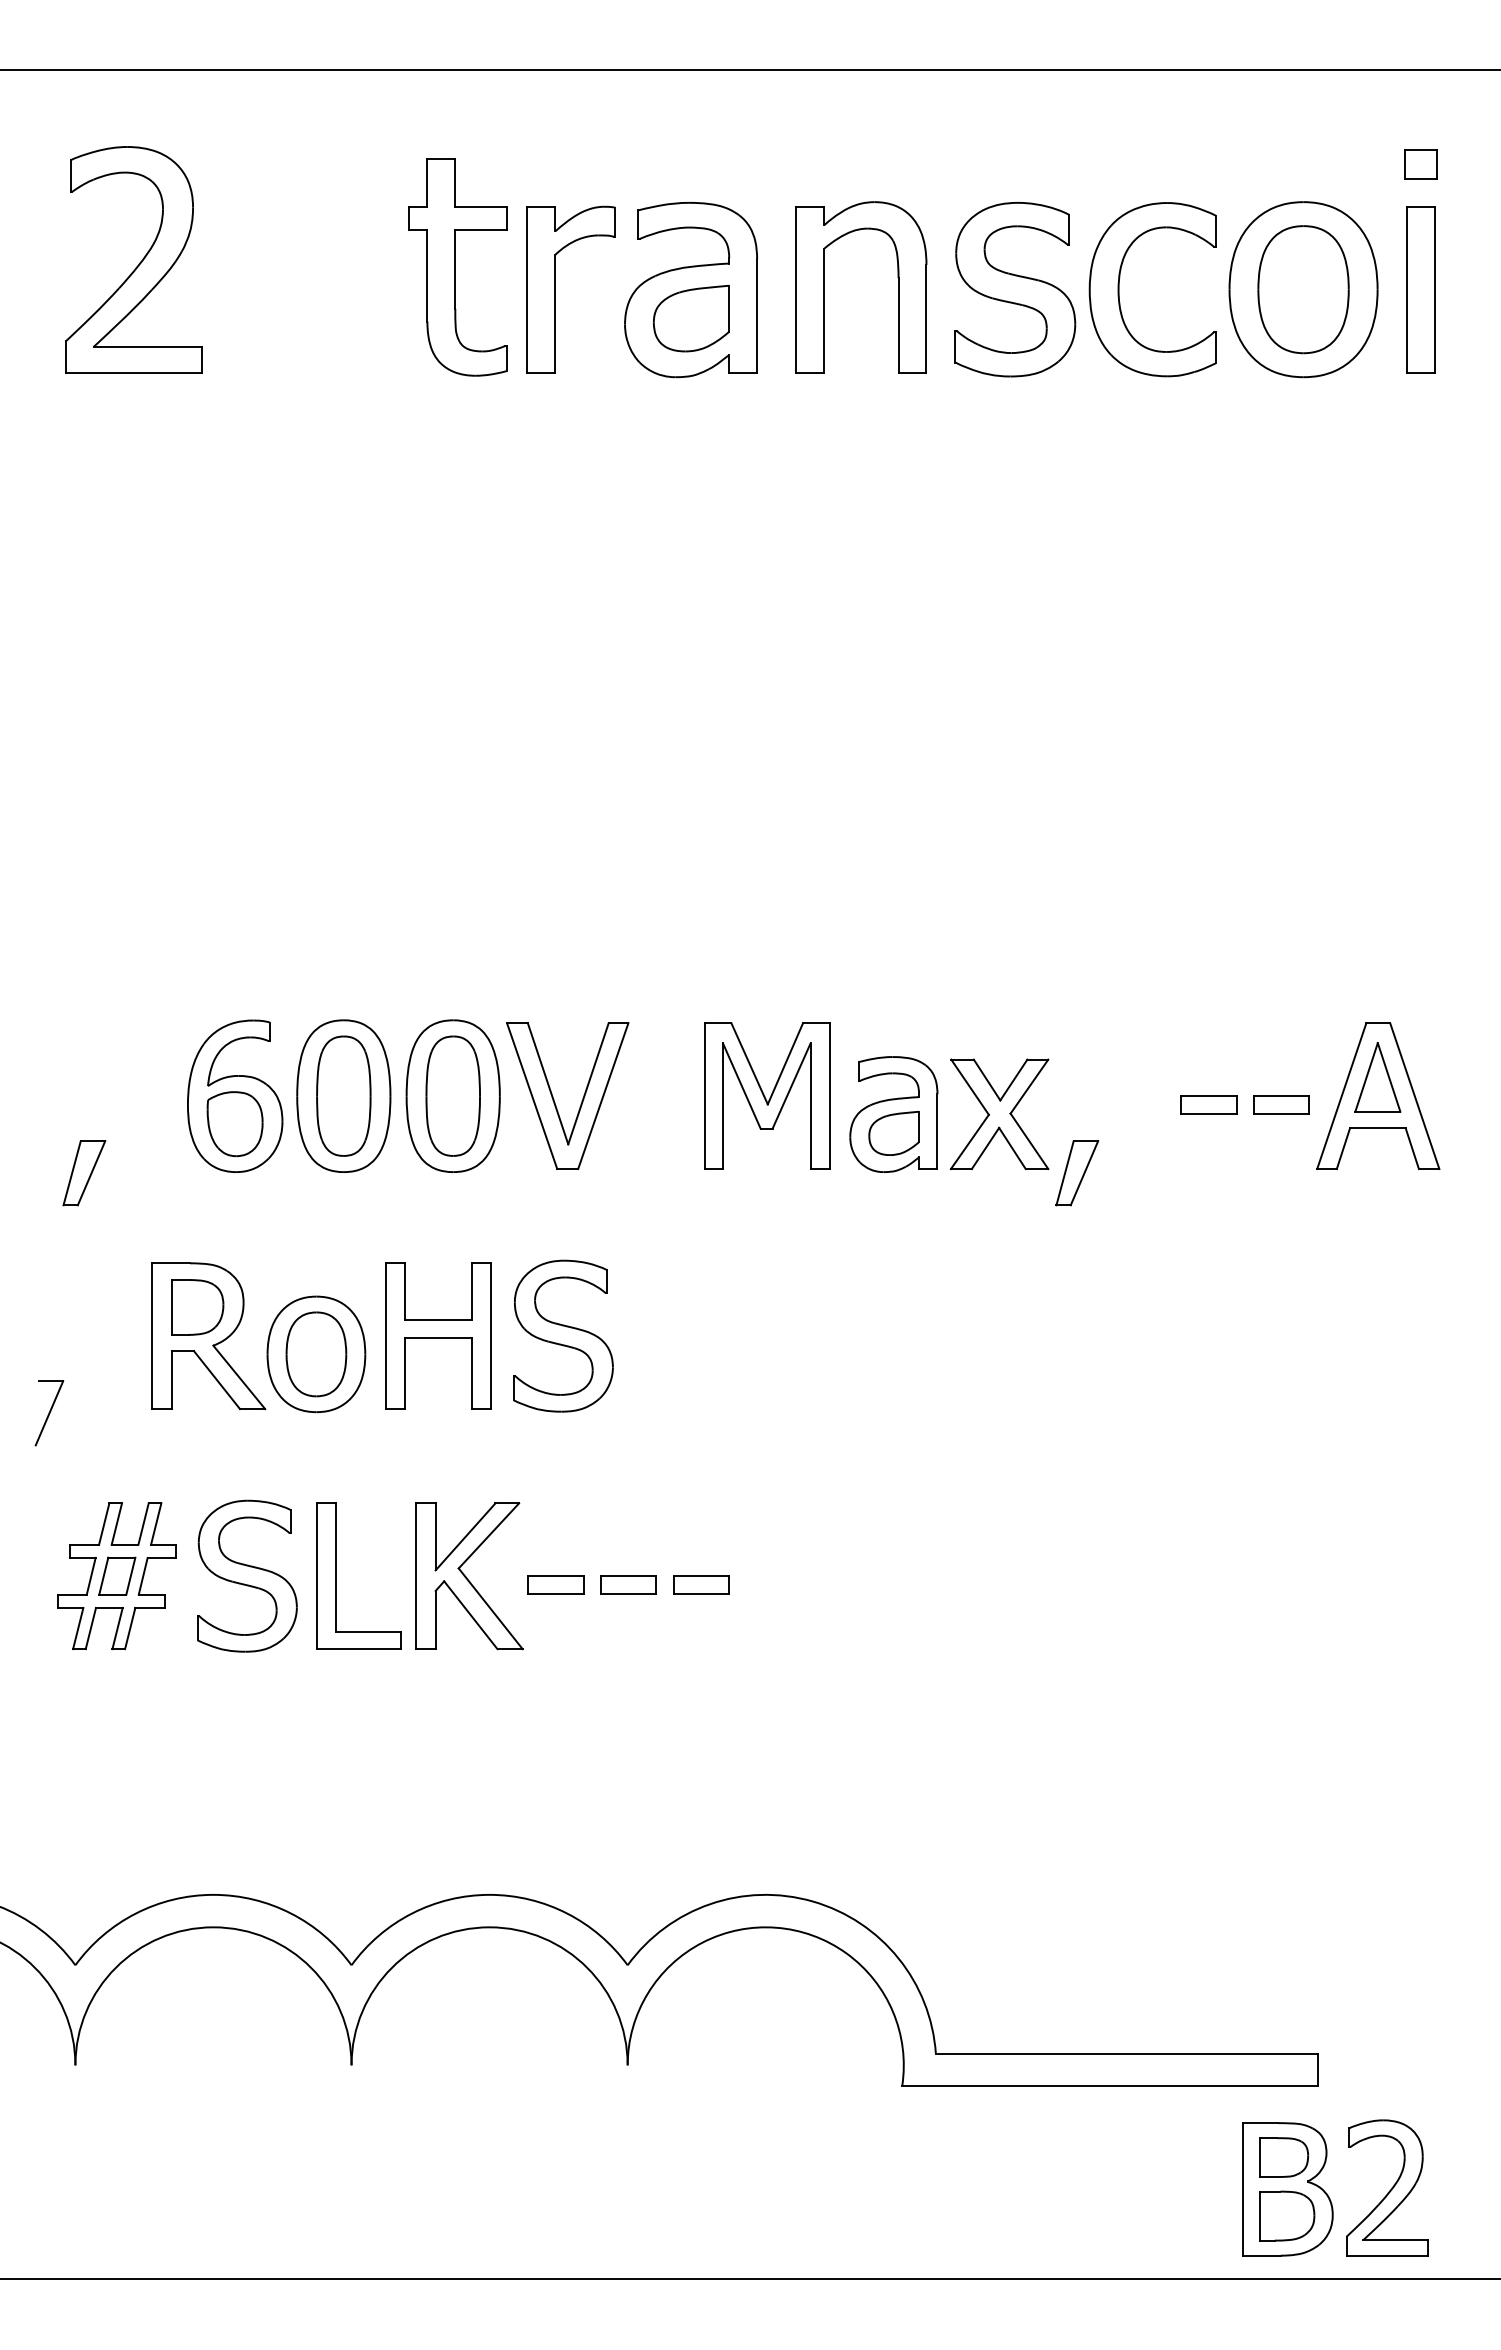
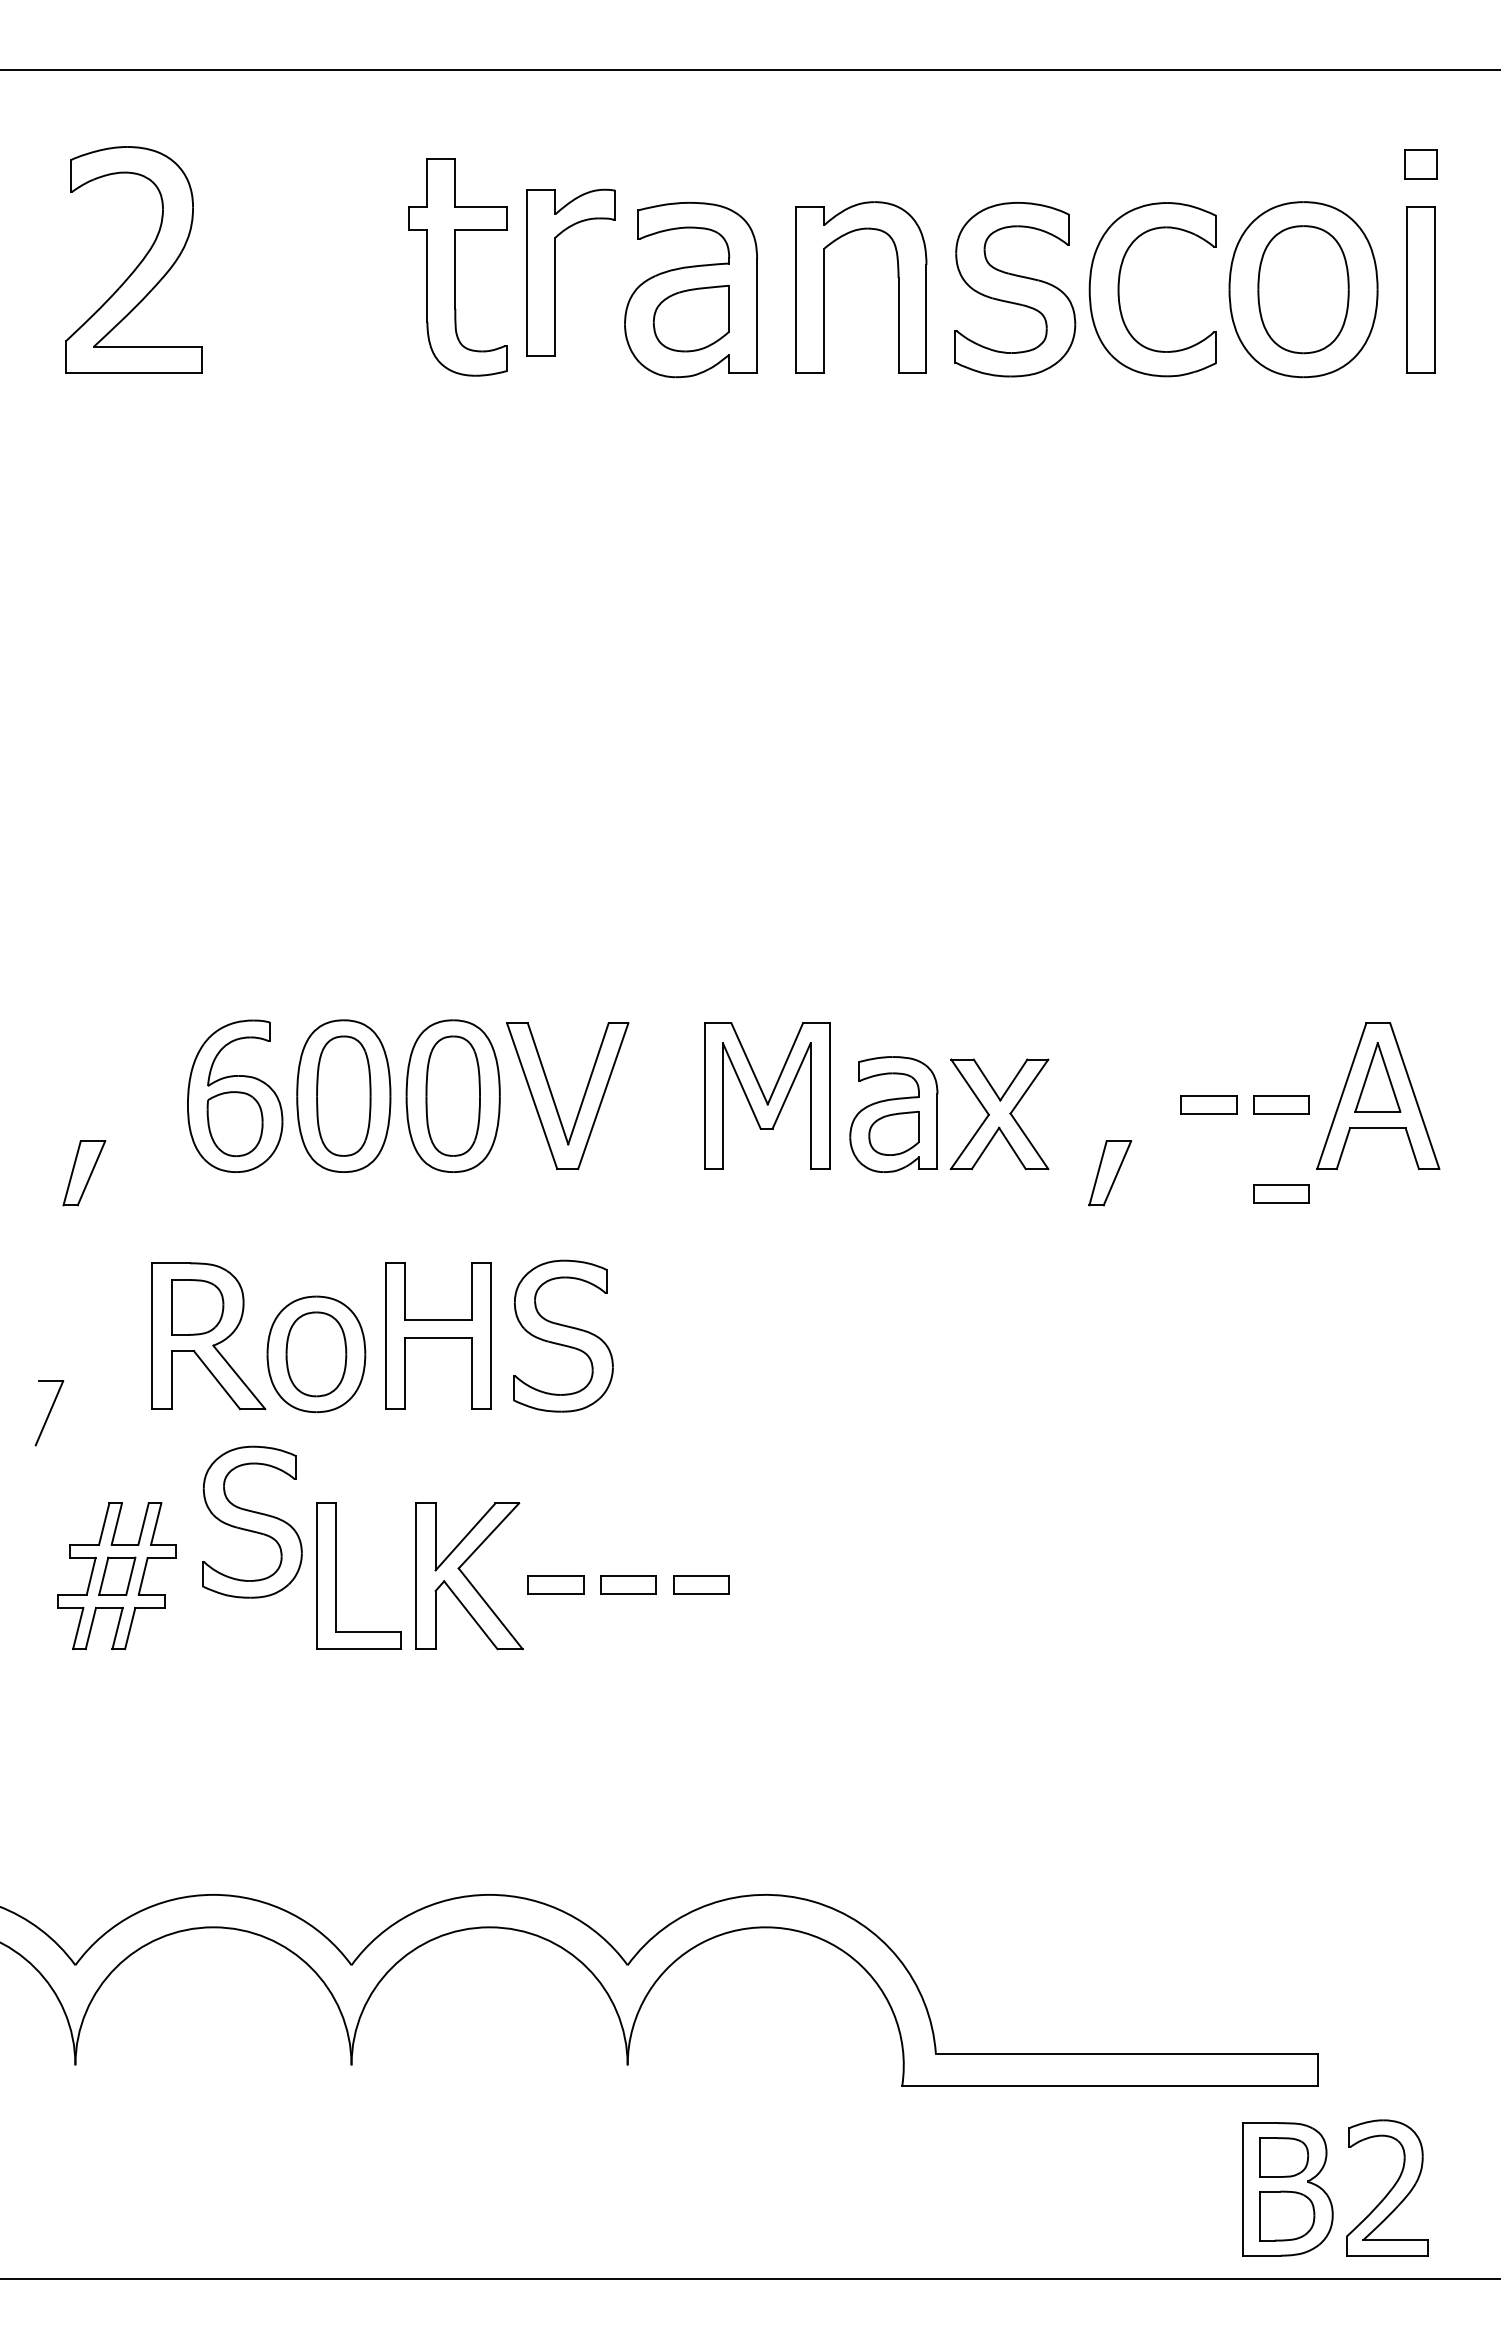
part position: (555, 289) -> (555, 272) (555, 272)
part position: (1077, 1173) -> (1110, 1173) (1110, 1173)
part: none -> present (1281, 1193)
part position: (247, 1575) -> (252, 1521) (252, 1521)
